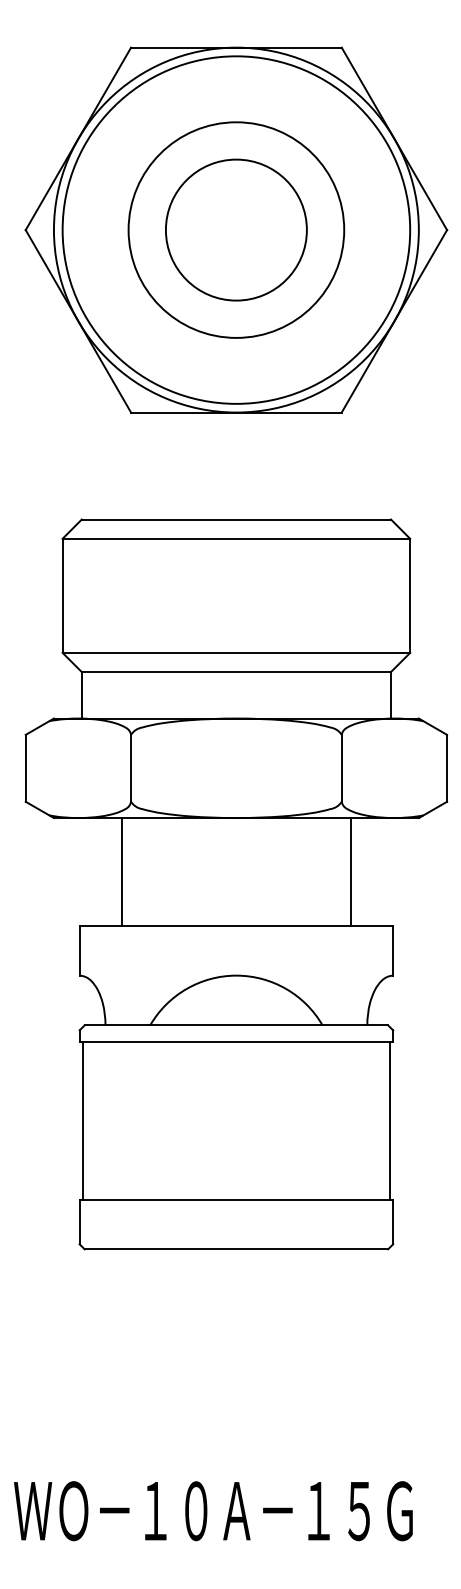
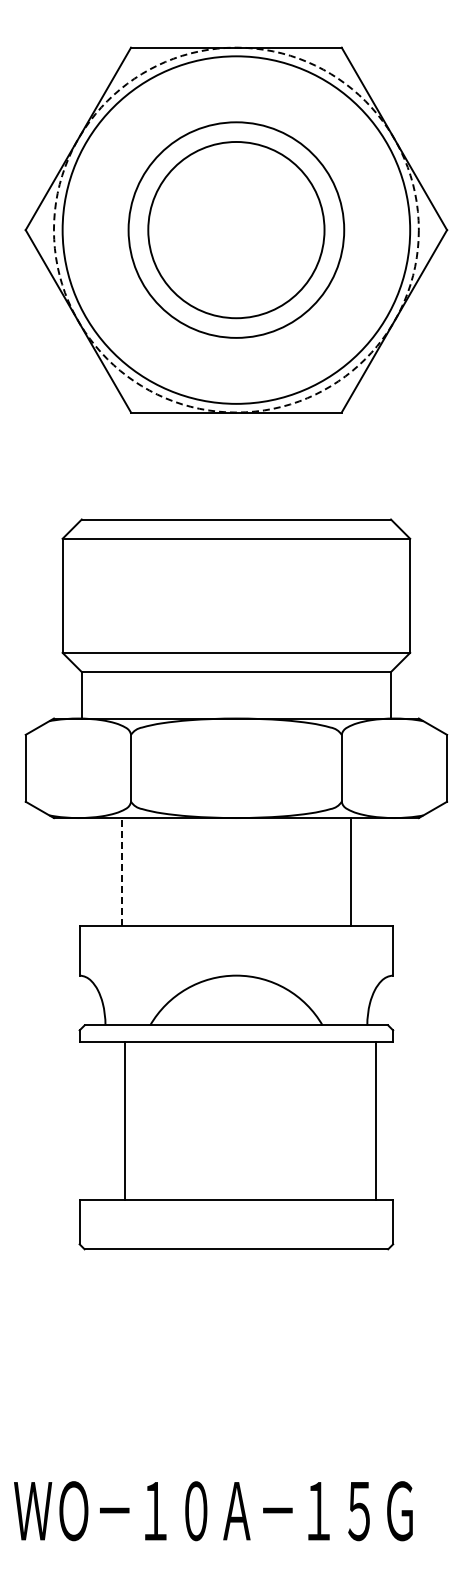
circle diameter: 141 px -> 176 px (236, 230)
circle: solid -> dashed (235, 229)
line: solid -> dashed (121, 871)
line position: (82, 1120) -> (124, 1120) (124, 1120)
line position: (389, 1120) -> (375, 1120) (375, 1120)
